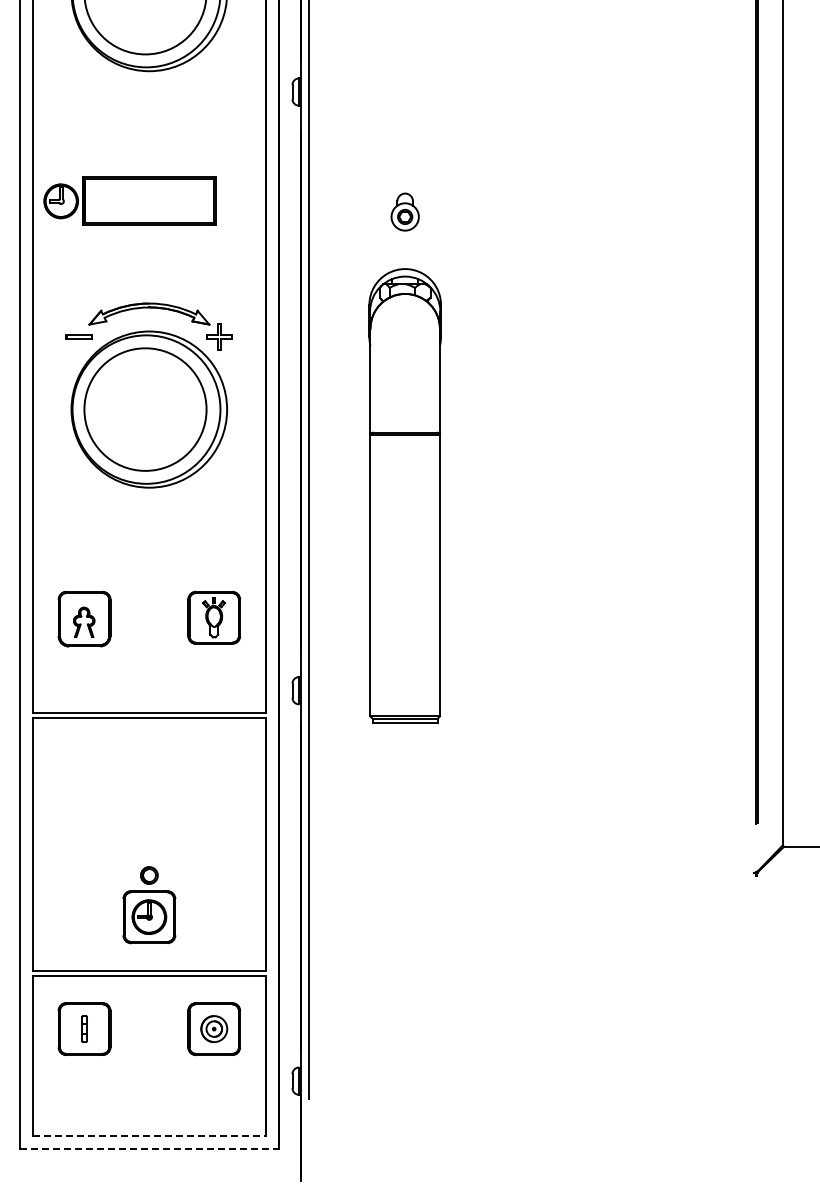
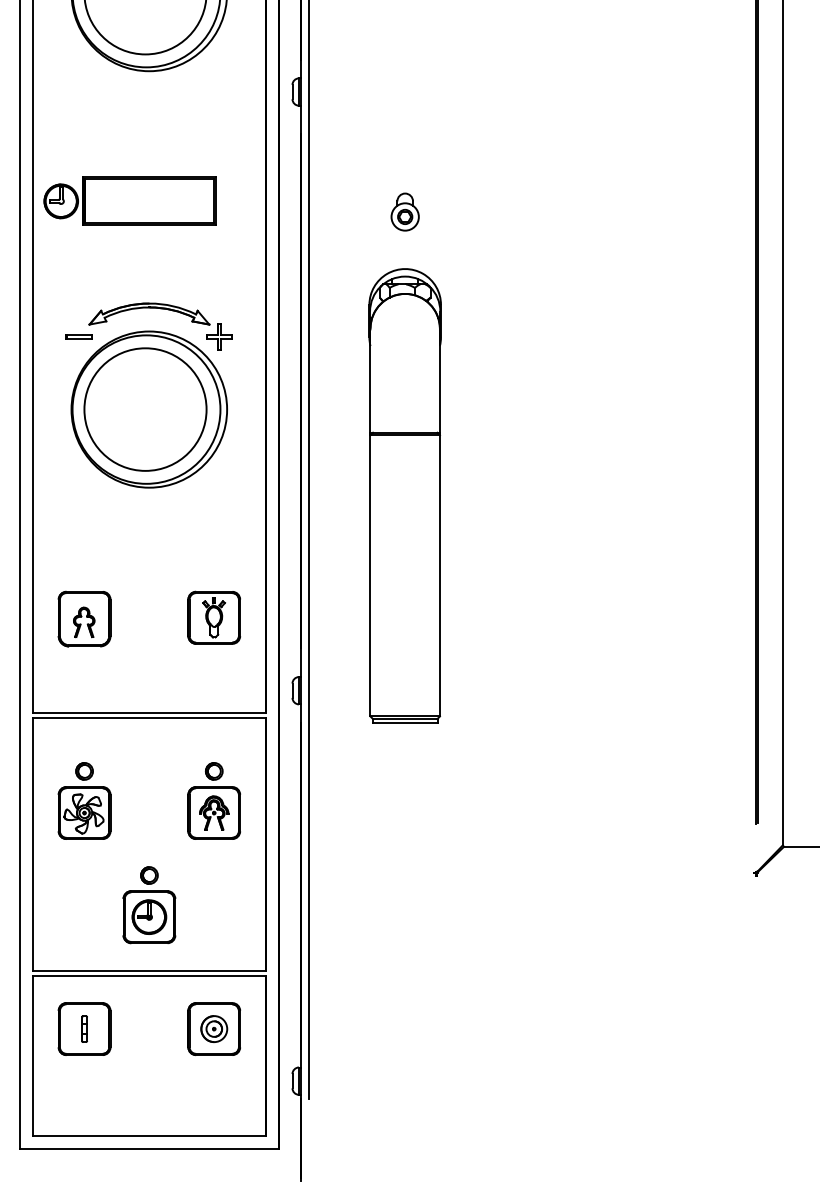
part: none -> present (84, 800)
part: none -> present (213, 800)
line: dashed -> solid (149, 1135)
line: dashed -> solid (149, 1148)
